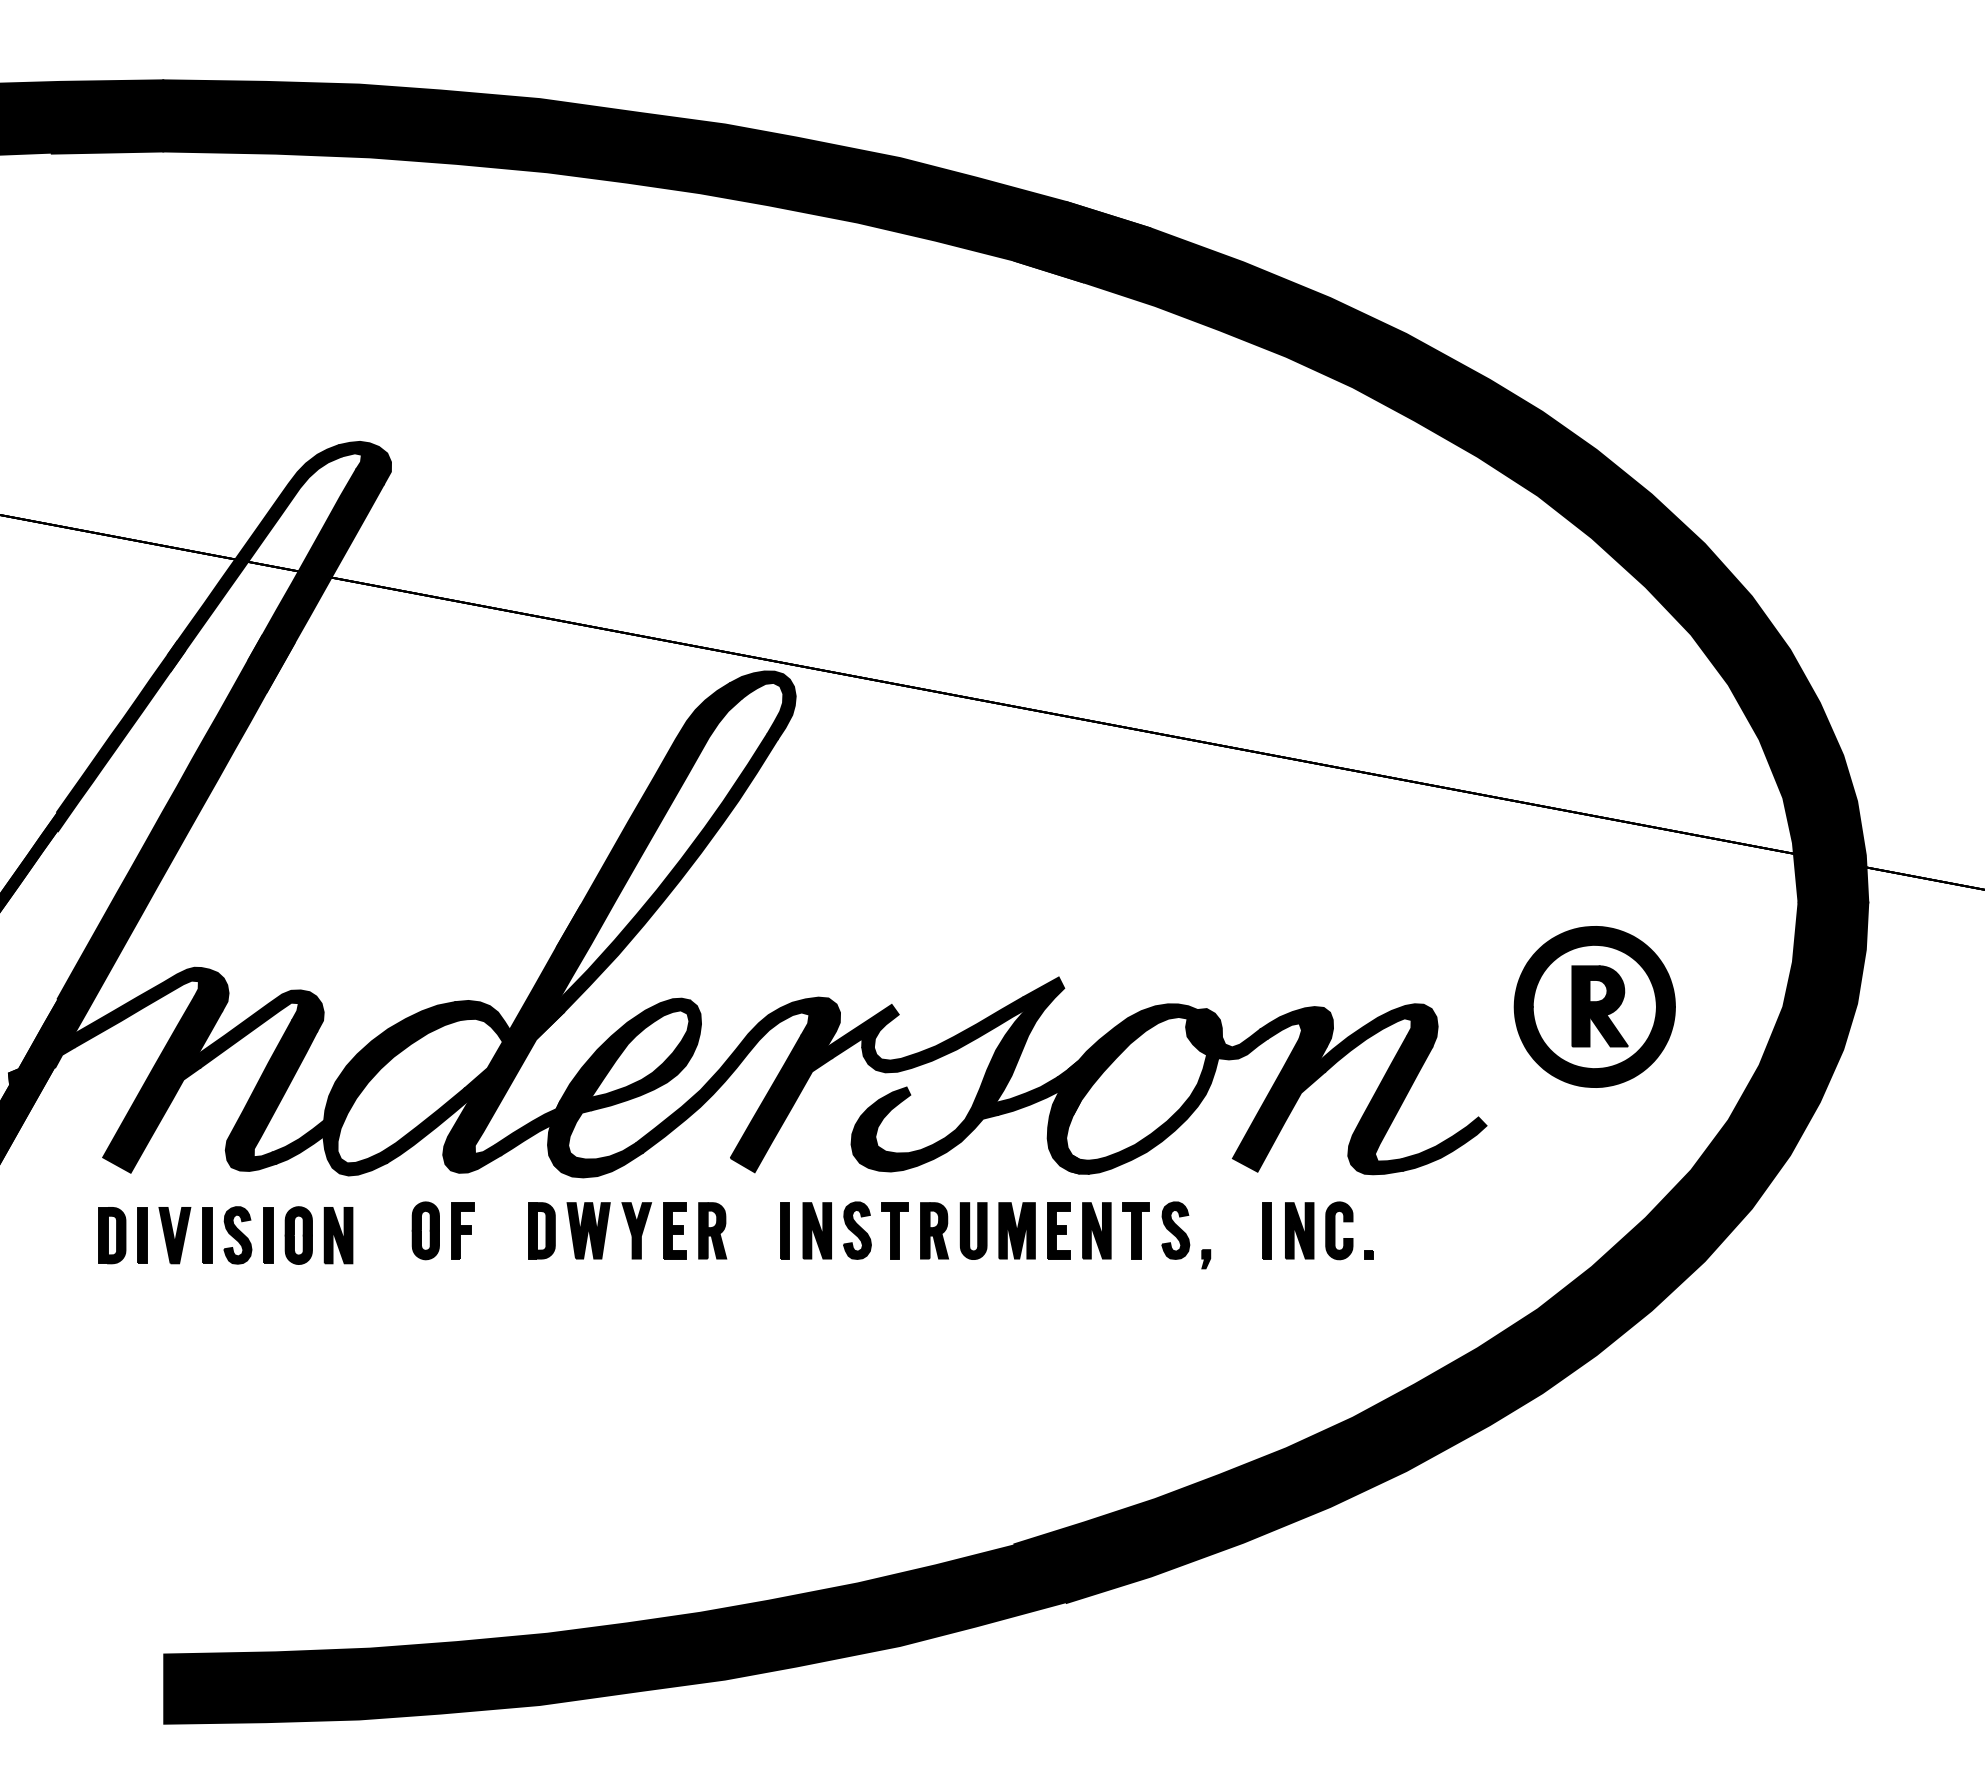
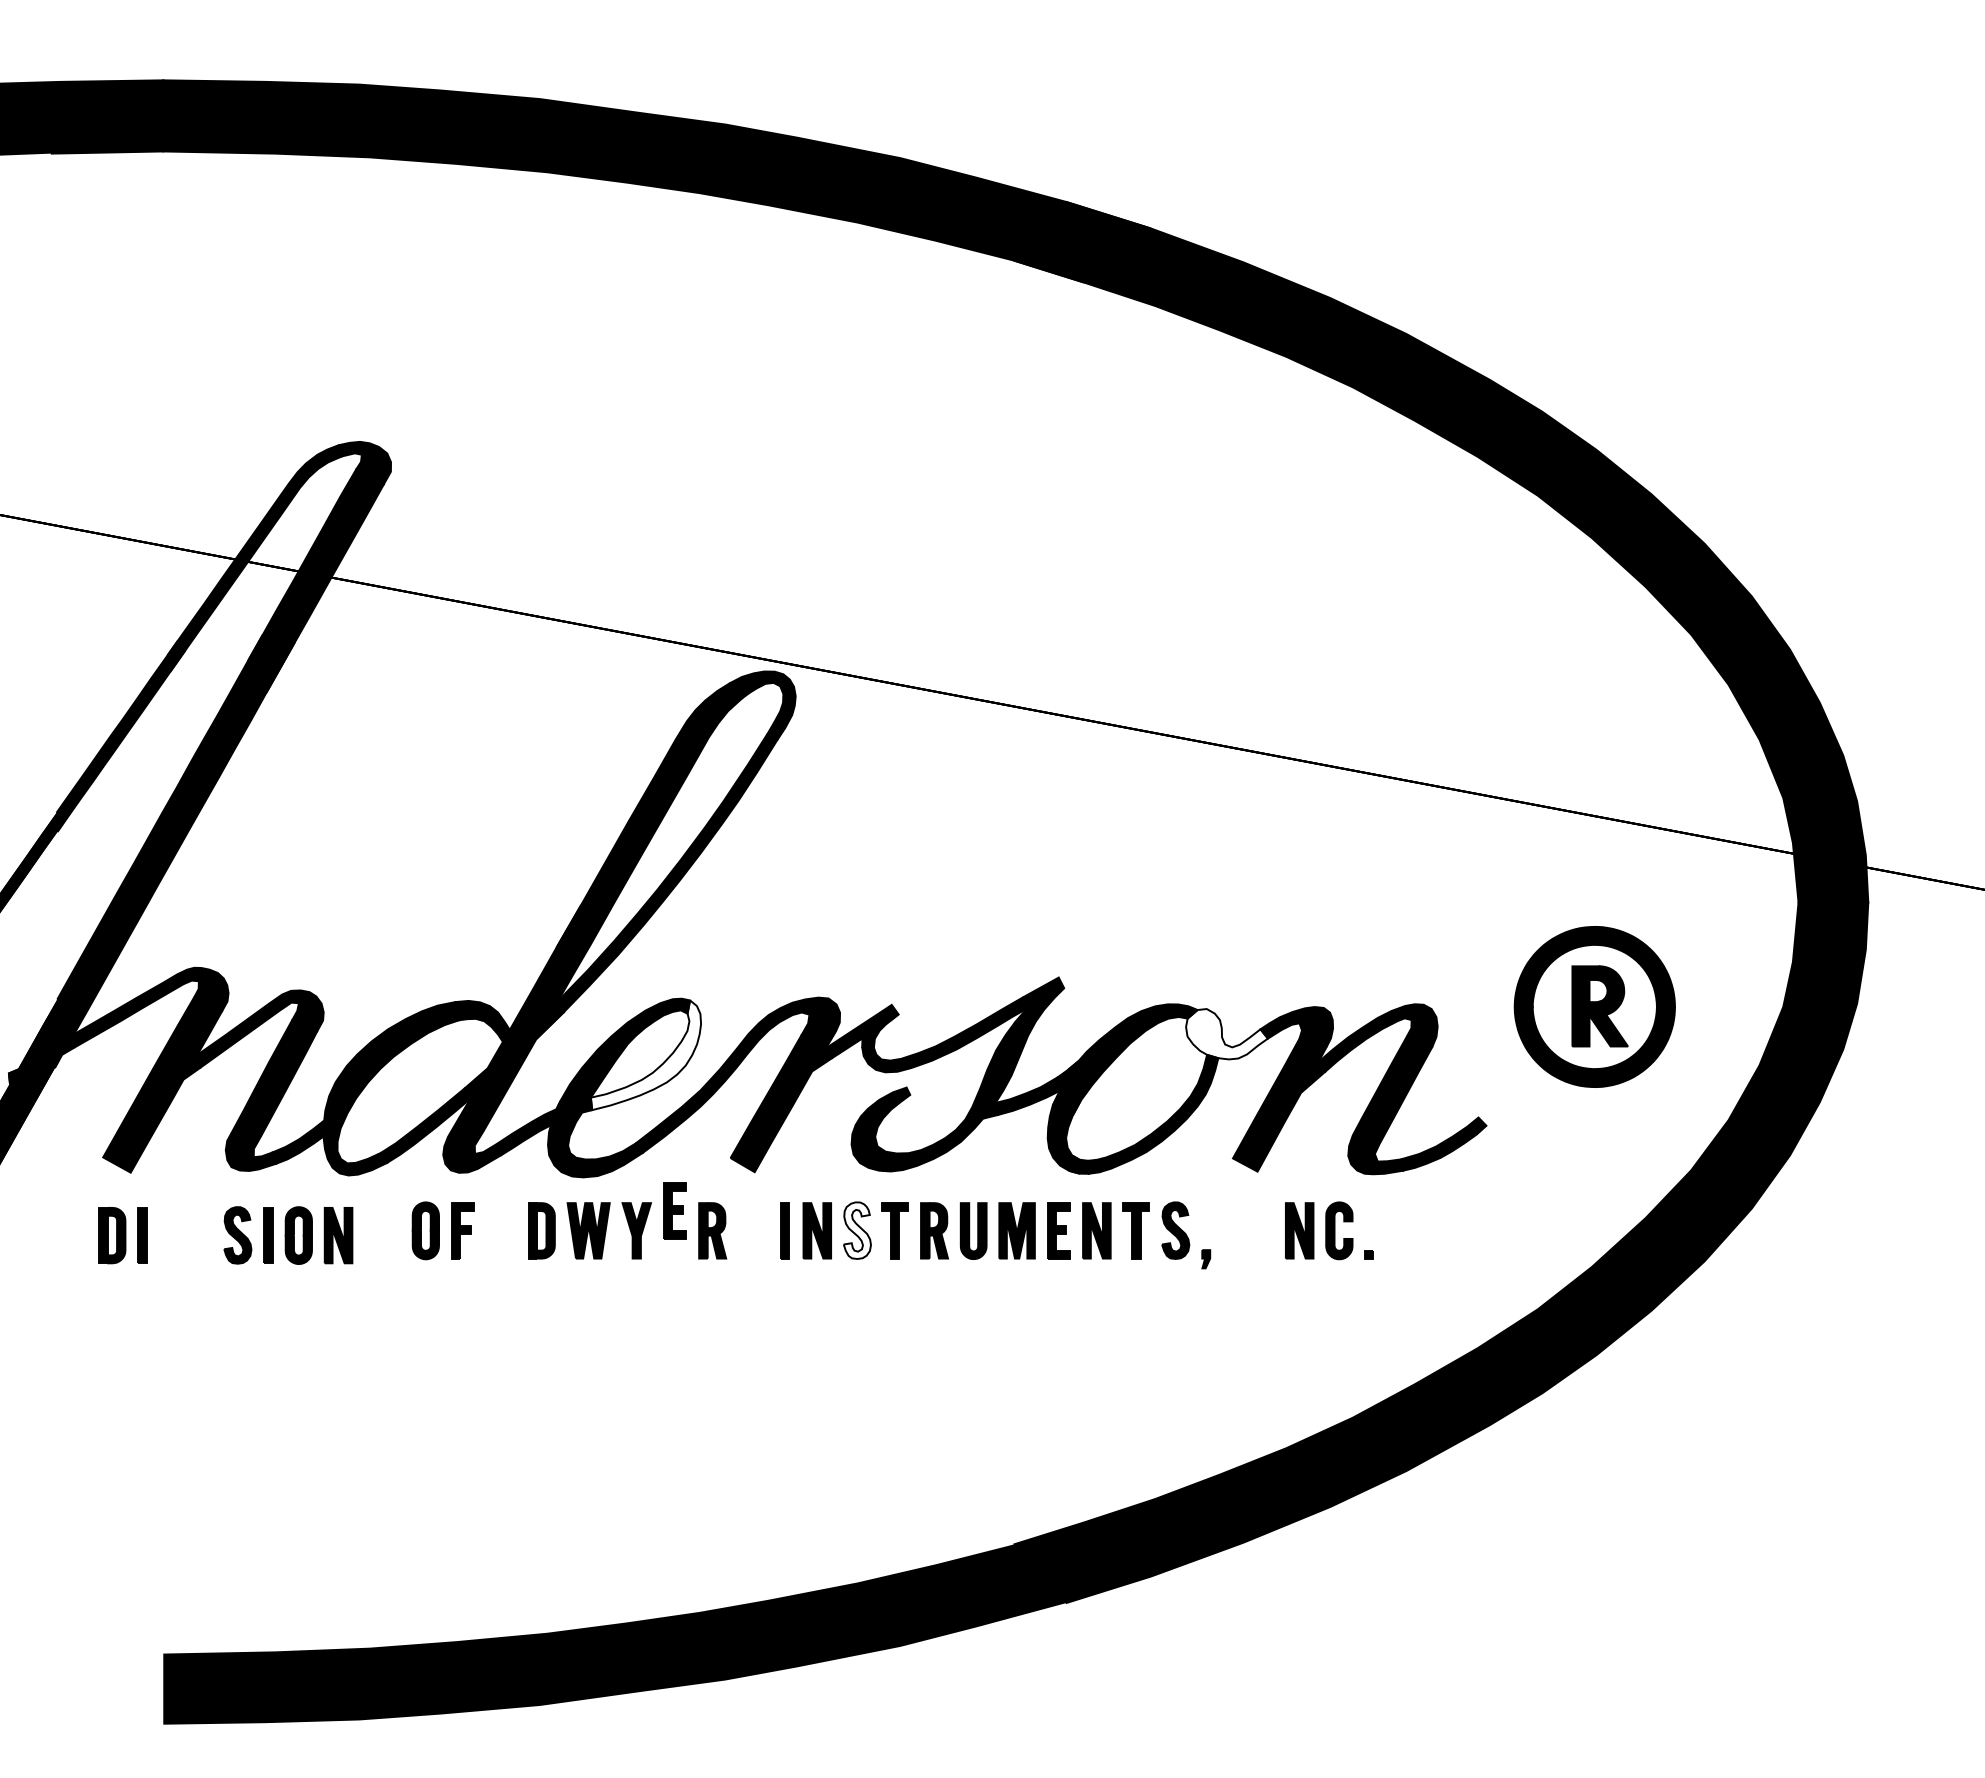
fill: present -> none (1226, 1034)
fill: present -> none (645, 1055)
part position: (674, 1230) -> (674, 1210) (674, 1210)
fill: present -> none (857, 1230)
part: present -> none (1266, 1230)
part: present -> none (174, 1235)
part: present -> none (207, 1235)
